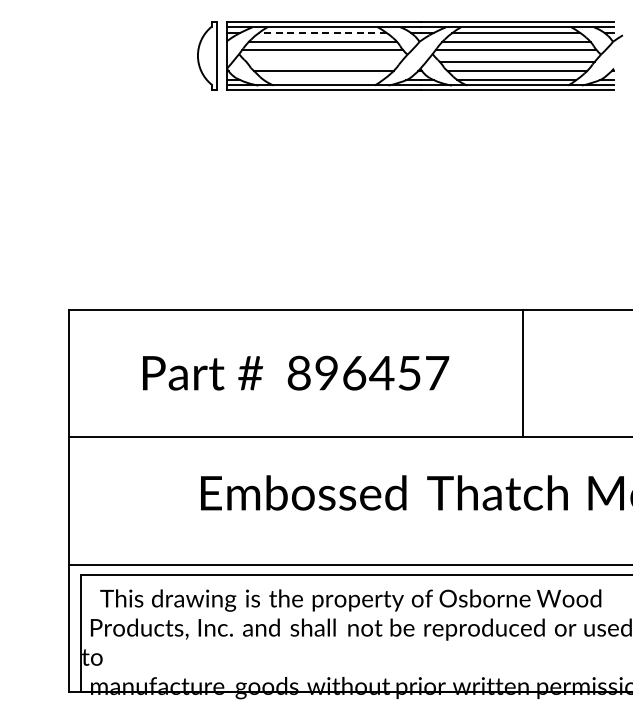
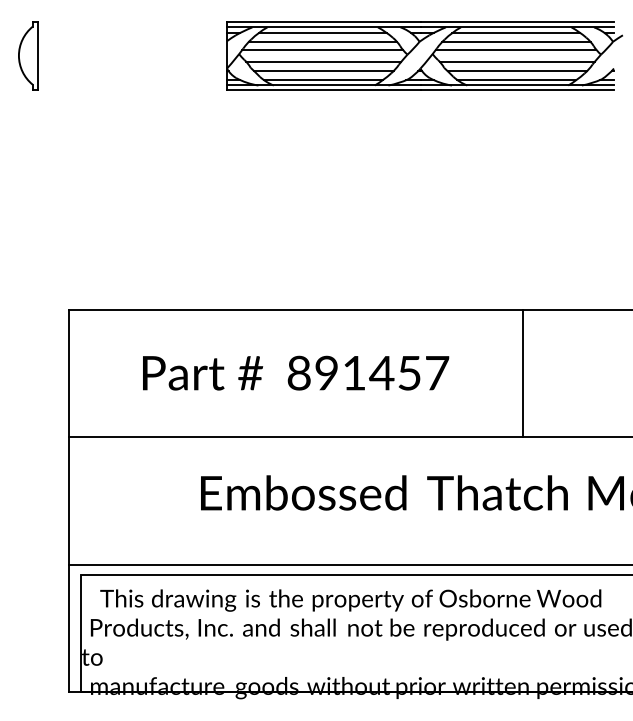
line: dashed -> solid (322, 33)
part position: (207, 55) -> (28, 55) (28, 55)
line: none -> present (323, 61)
line: none -> present (322, 80)
text: 896457 -> 891457 (354, 373)
